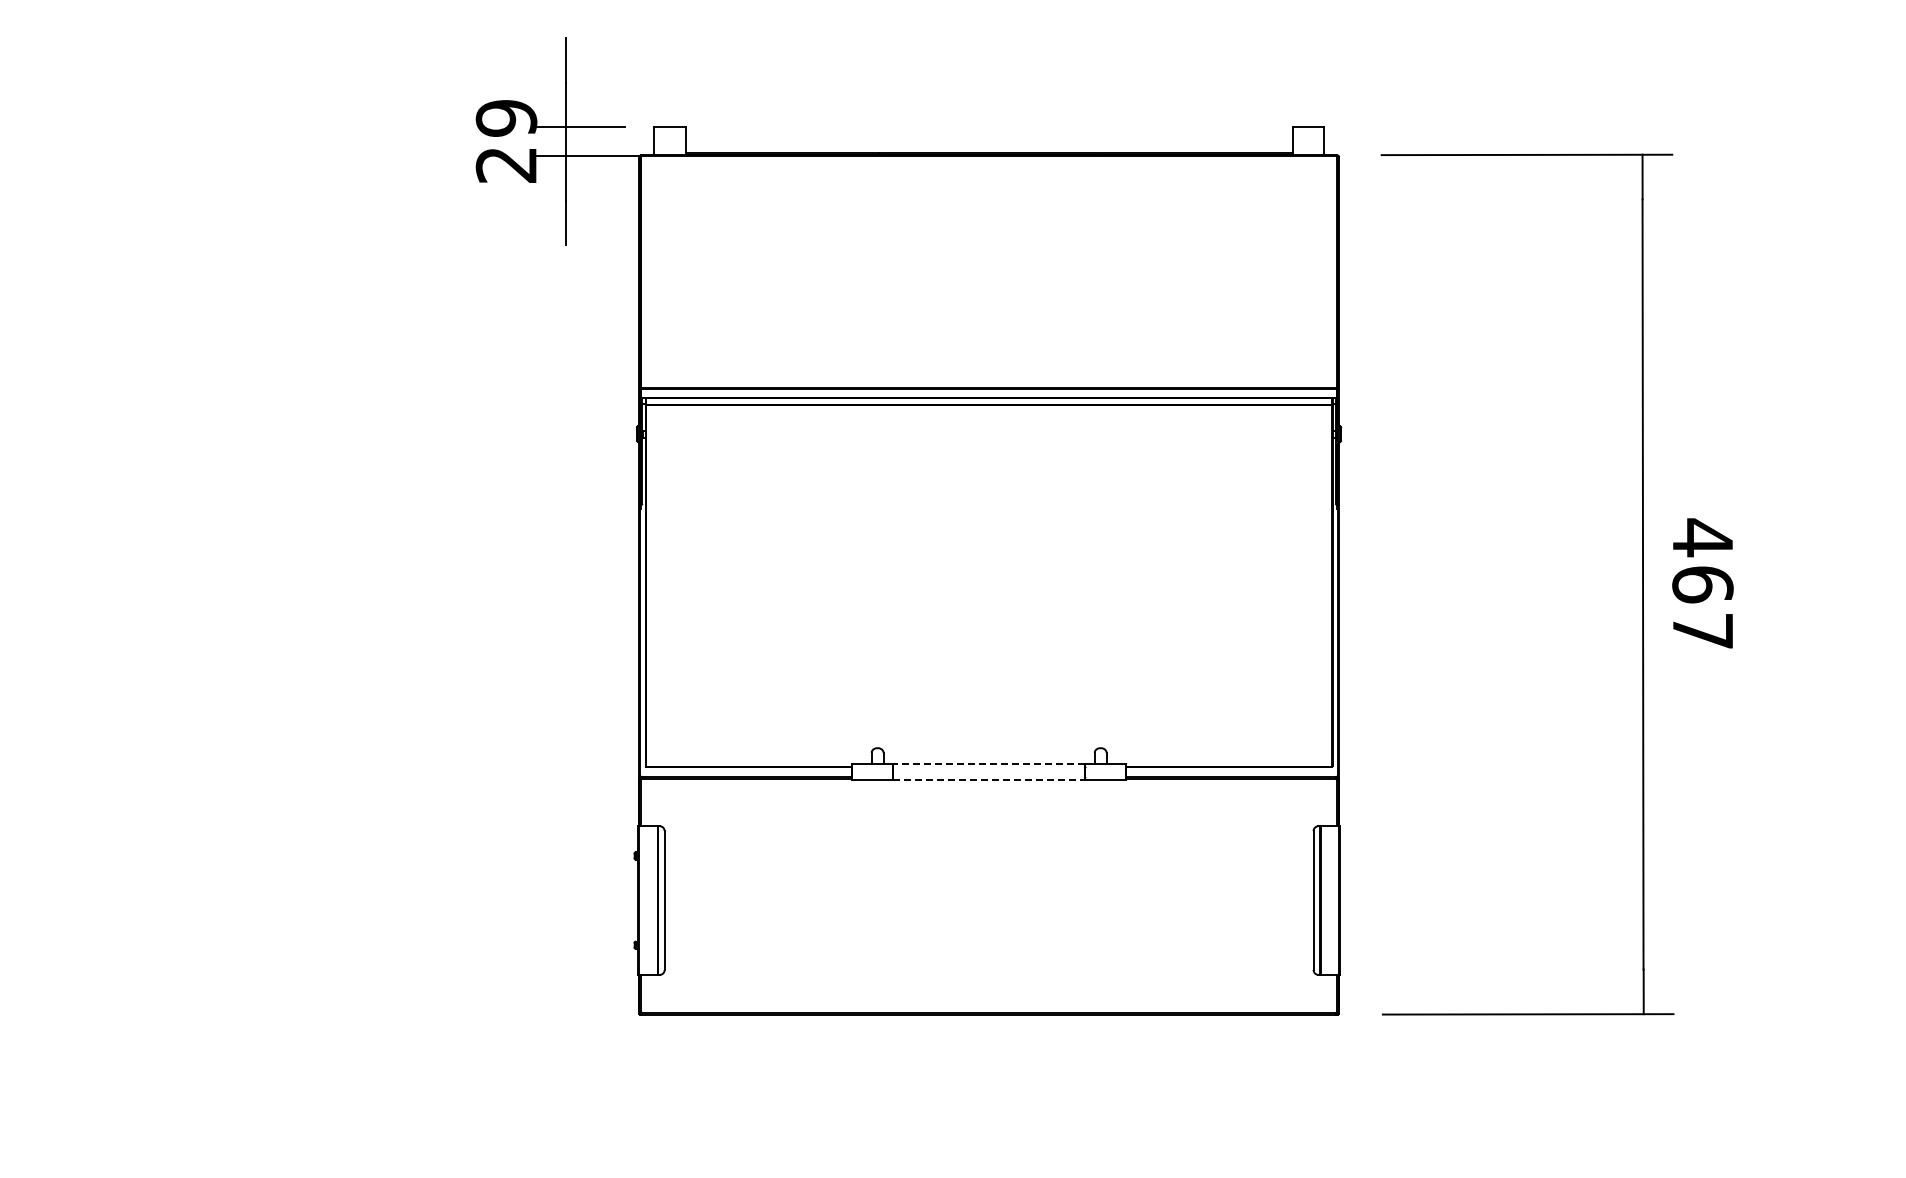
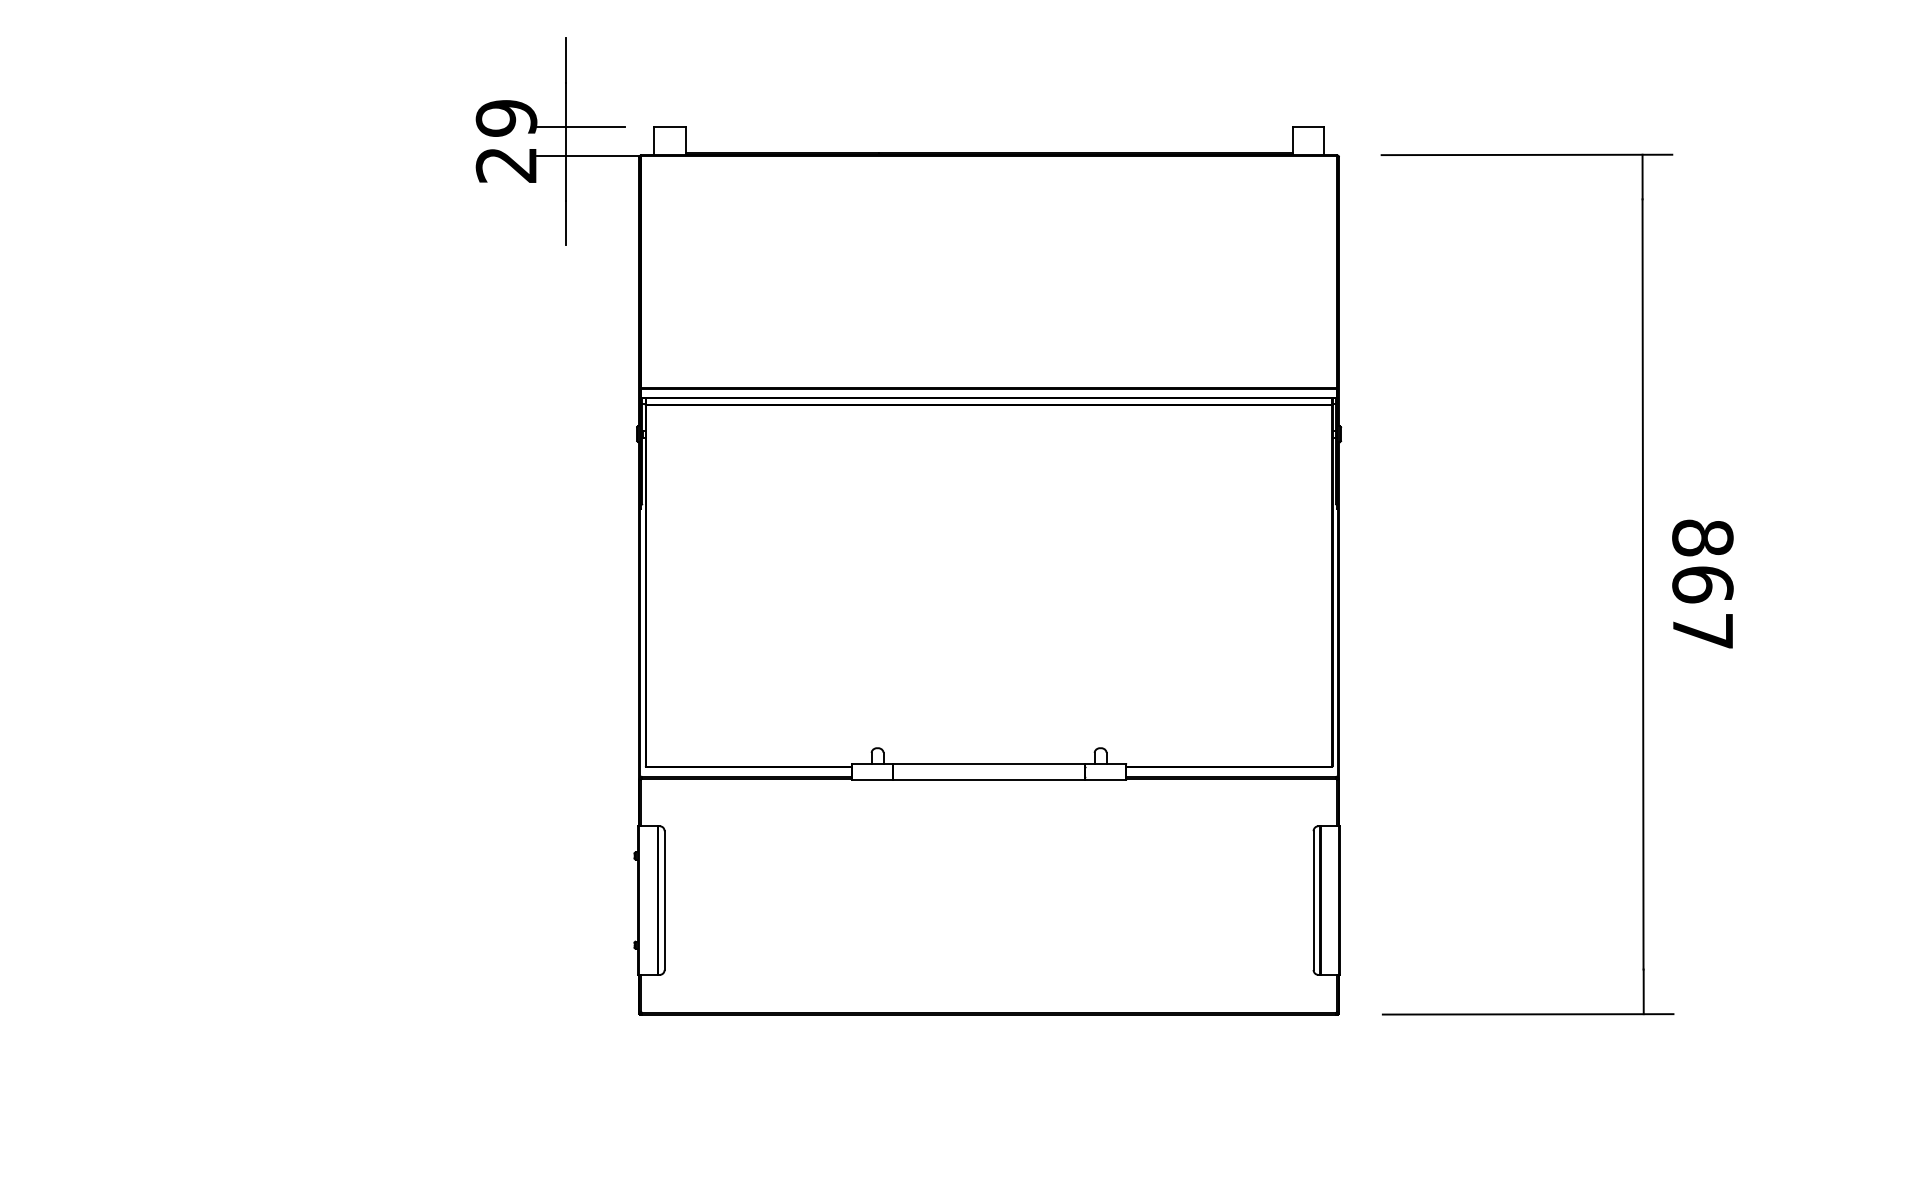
text: 467 -> 867 (1702, 537)
line: dashed -> solid (989, 763)
line: dashed -> solid (989, 779)
